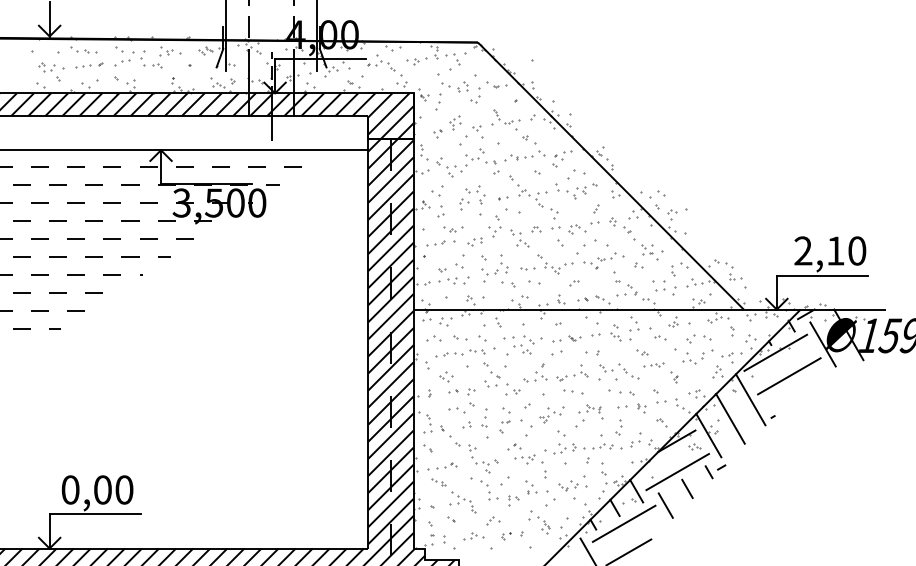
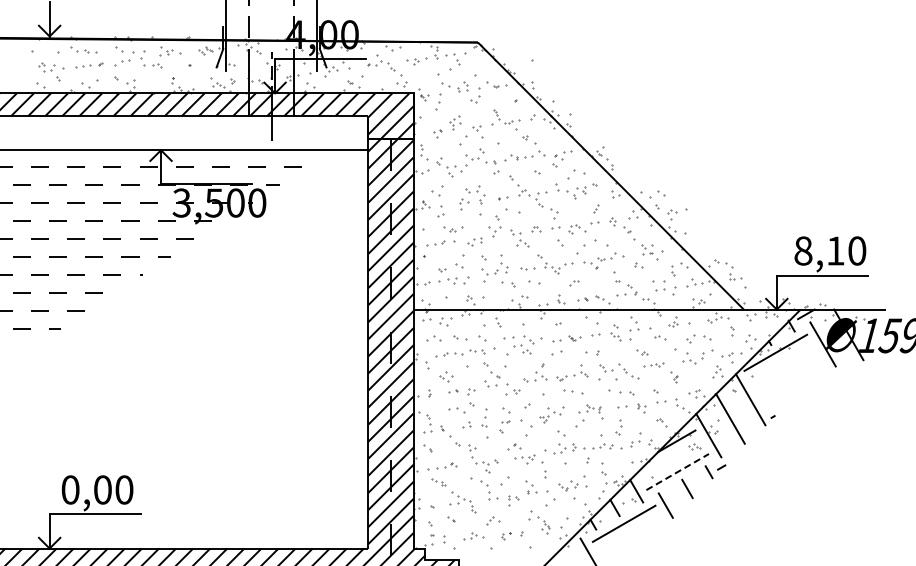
text: 2,10 -> 8,10 (803, 250)
line: present -> none (789, 376)
line: solid -> dashed (678, 471)
line: present -> none (630, 550)
